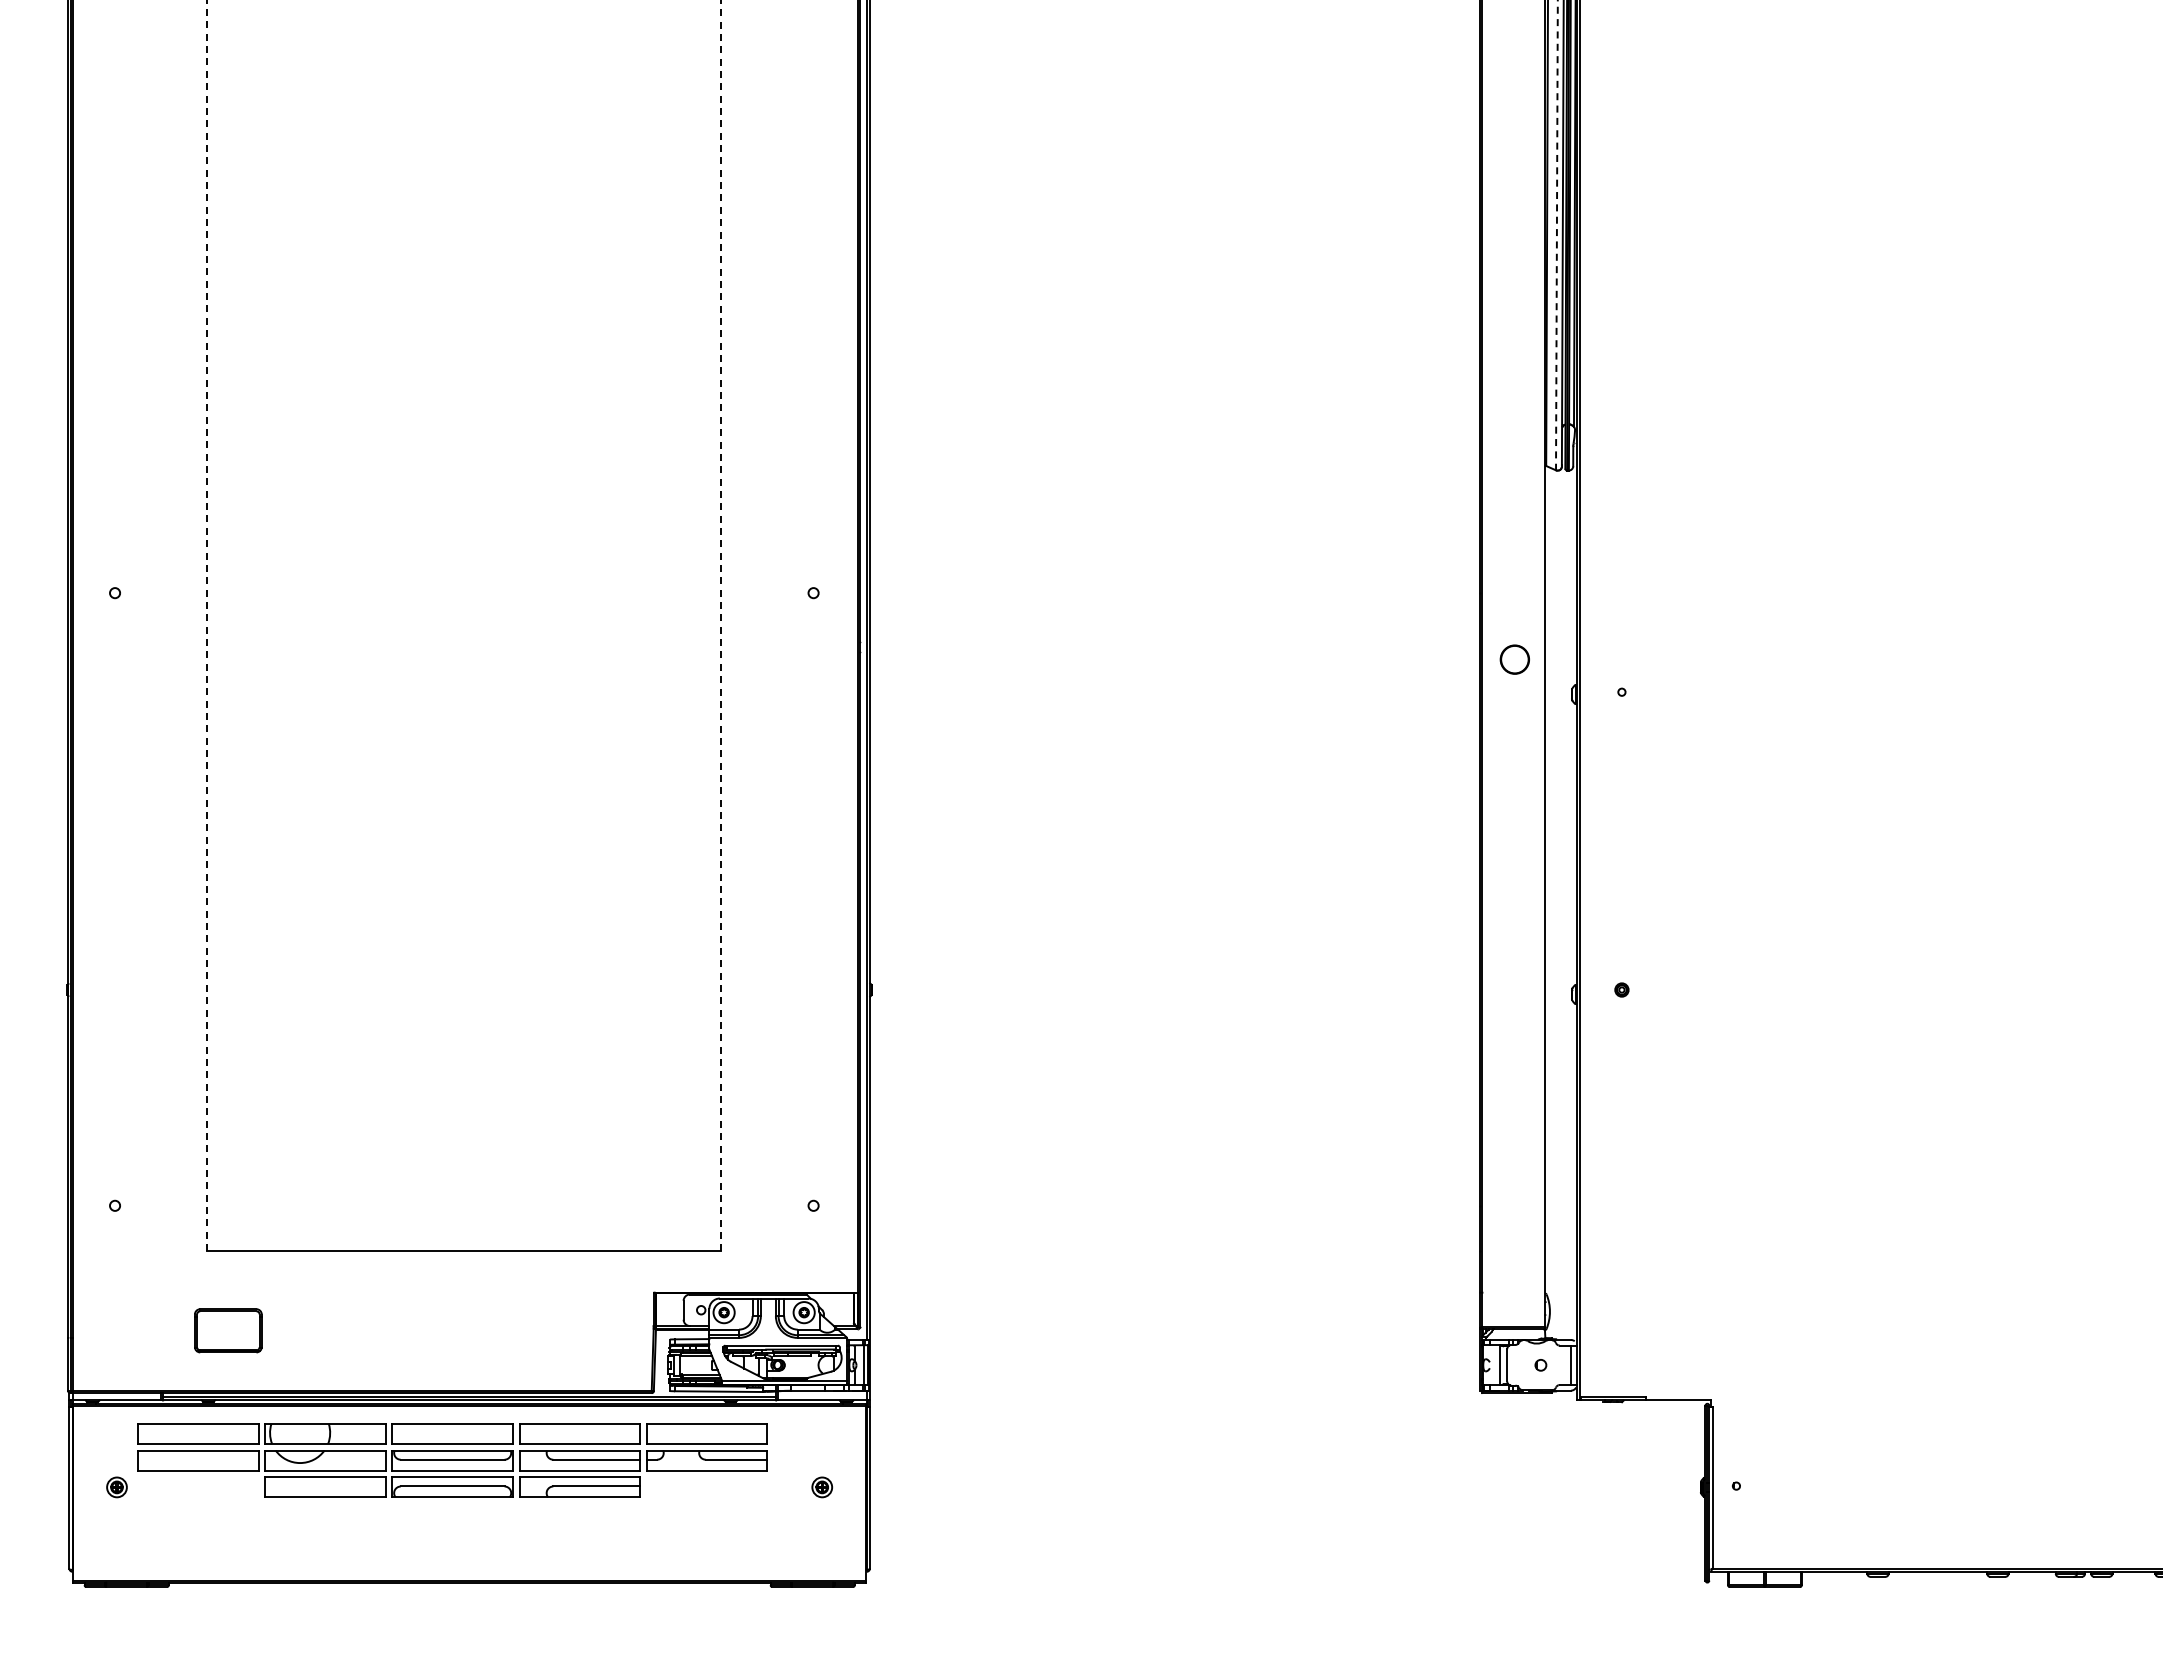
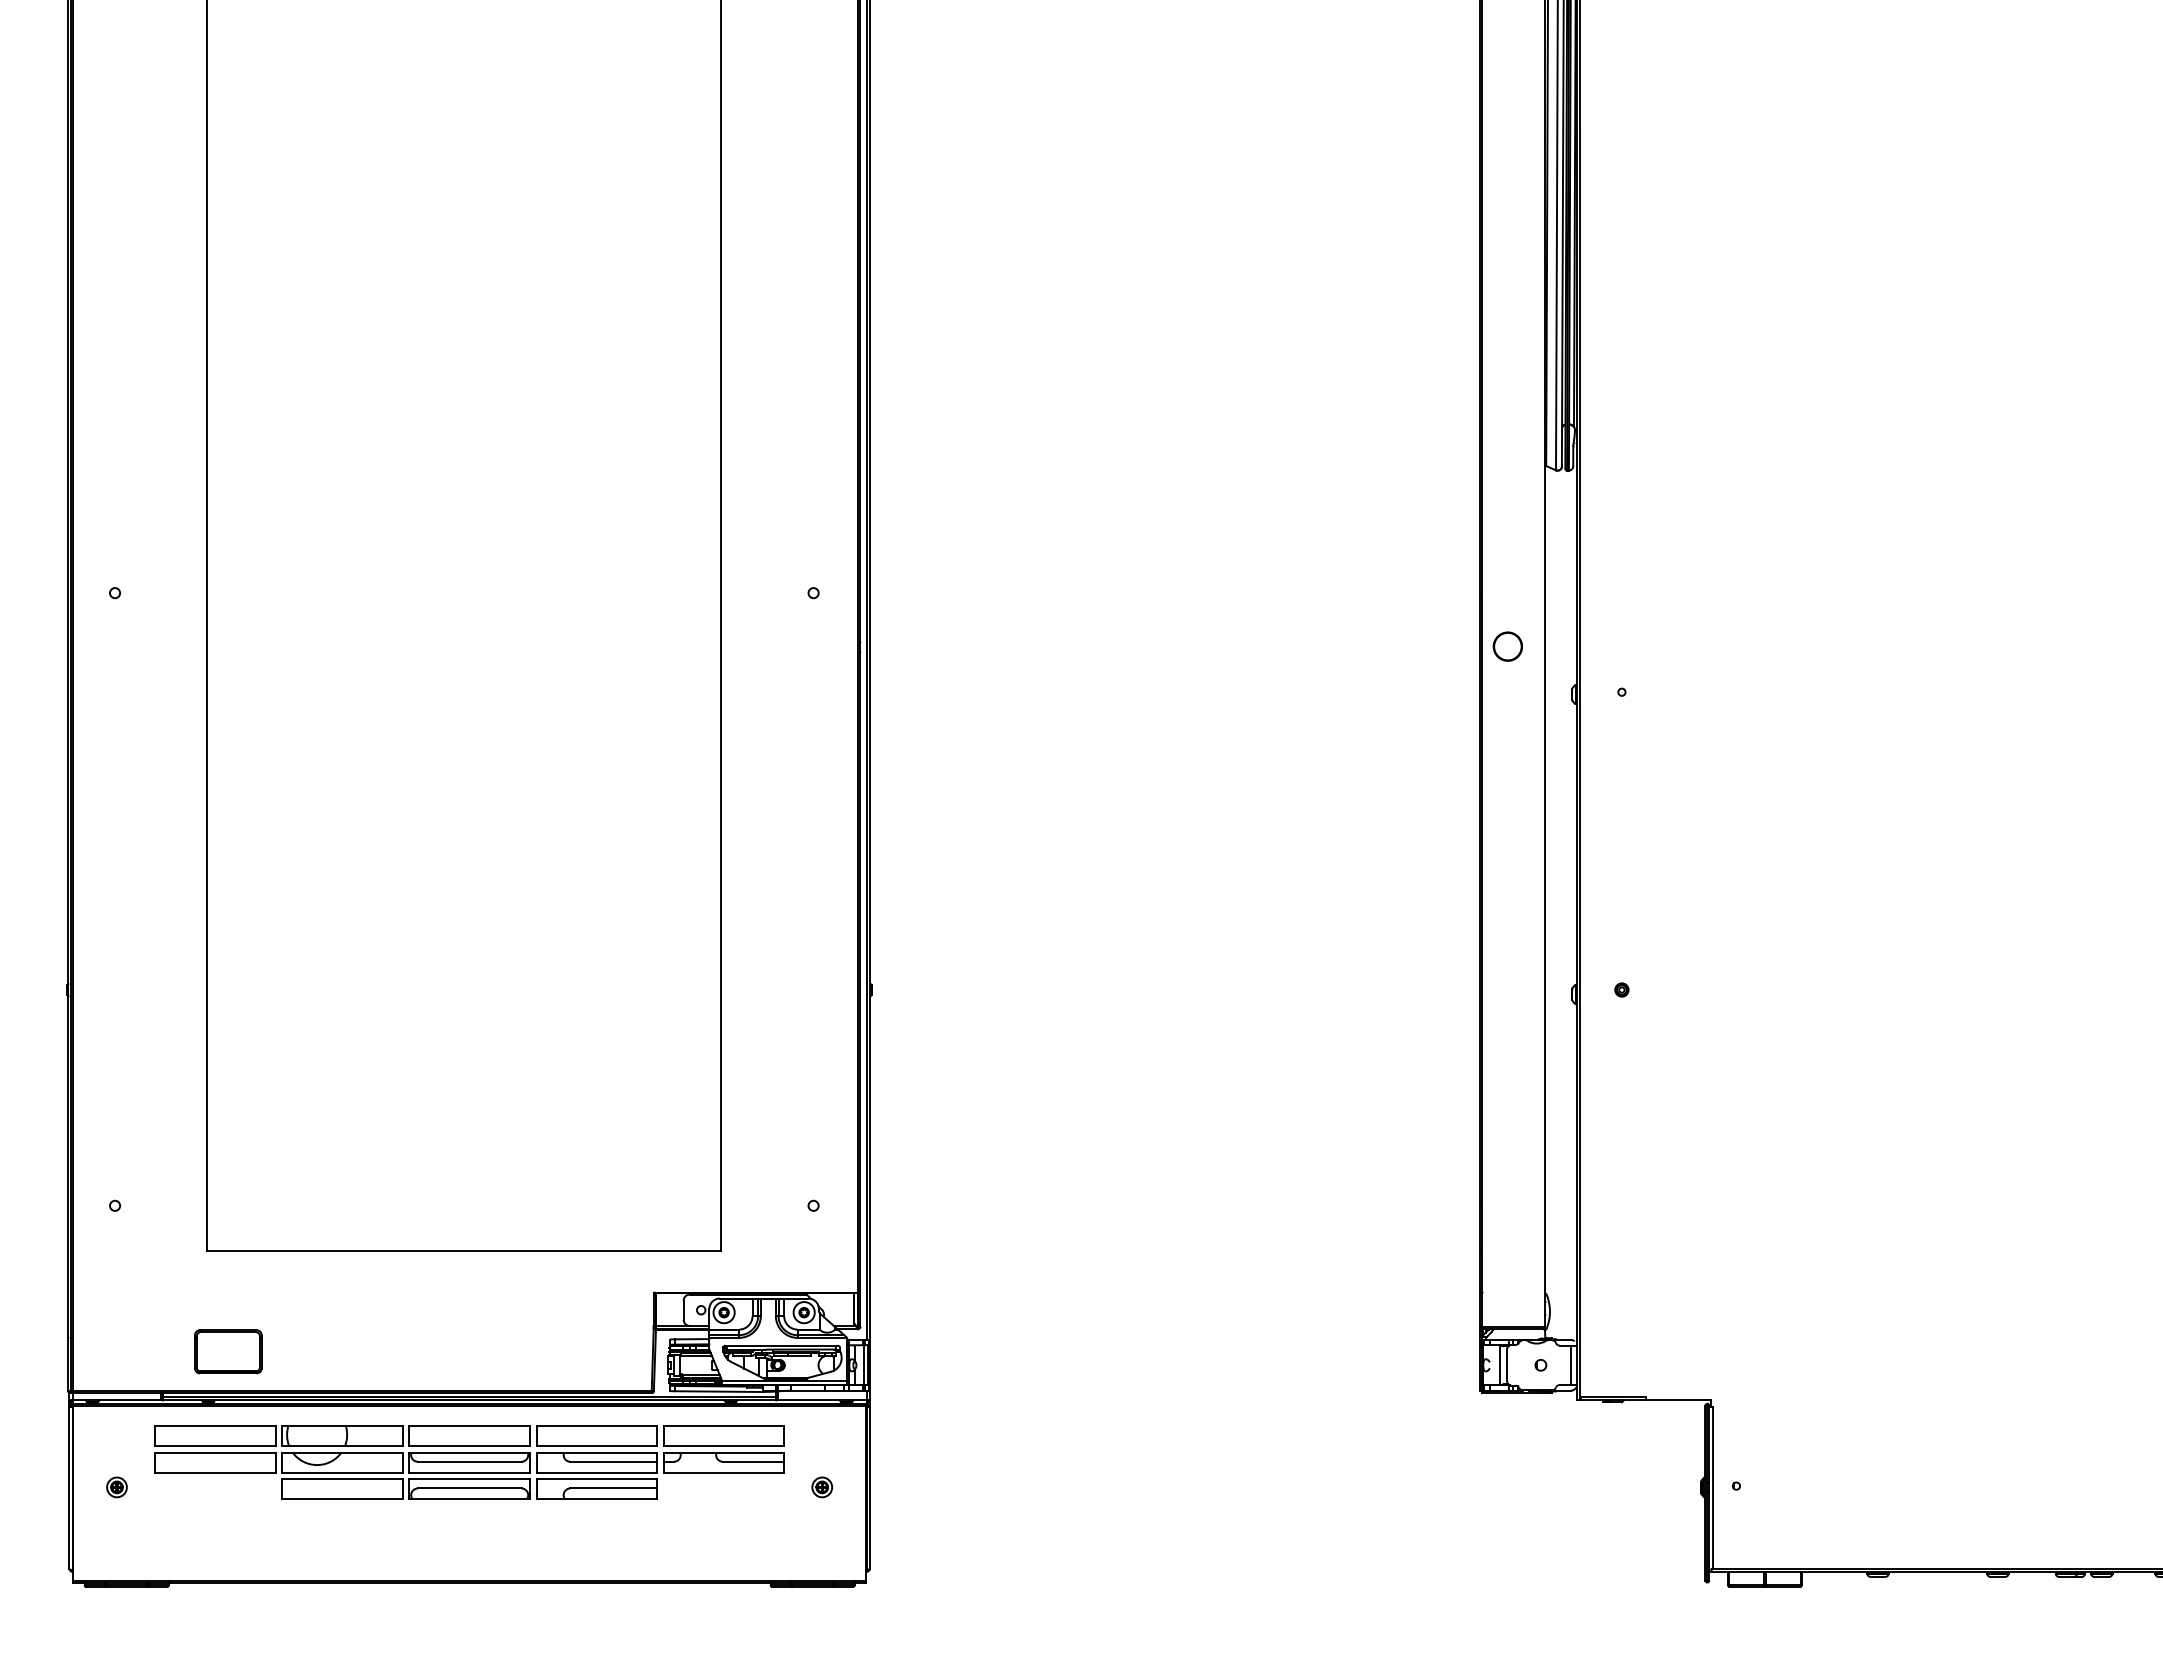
line: dashed -> solid (1556, 235)
line: dashed -> solid (721, 625)
line: dashed -> solid (207, 626)
circle position: (1514, 659) -> (1507, 646) (1507, 646)
part position: (228, 1330) -> (228, 1351) (228, 1351)
part position: (452, 1460) -> (469, 1462) (469, 1462)
